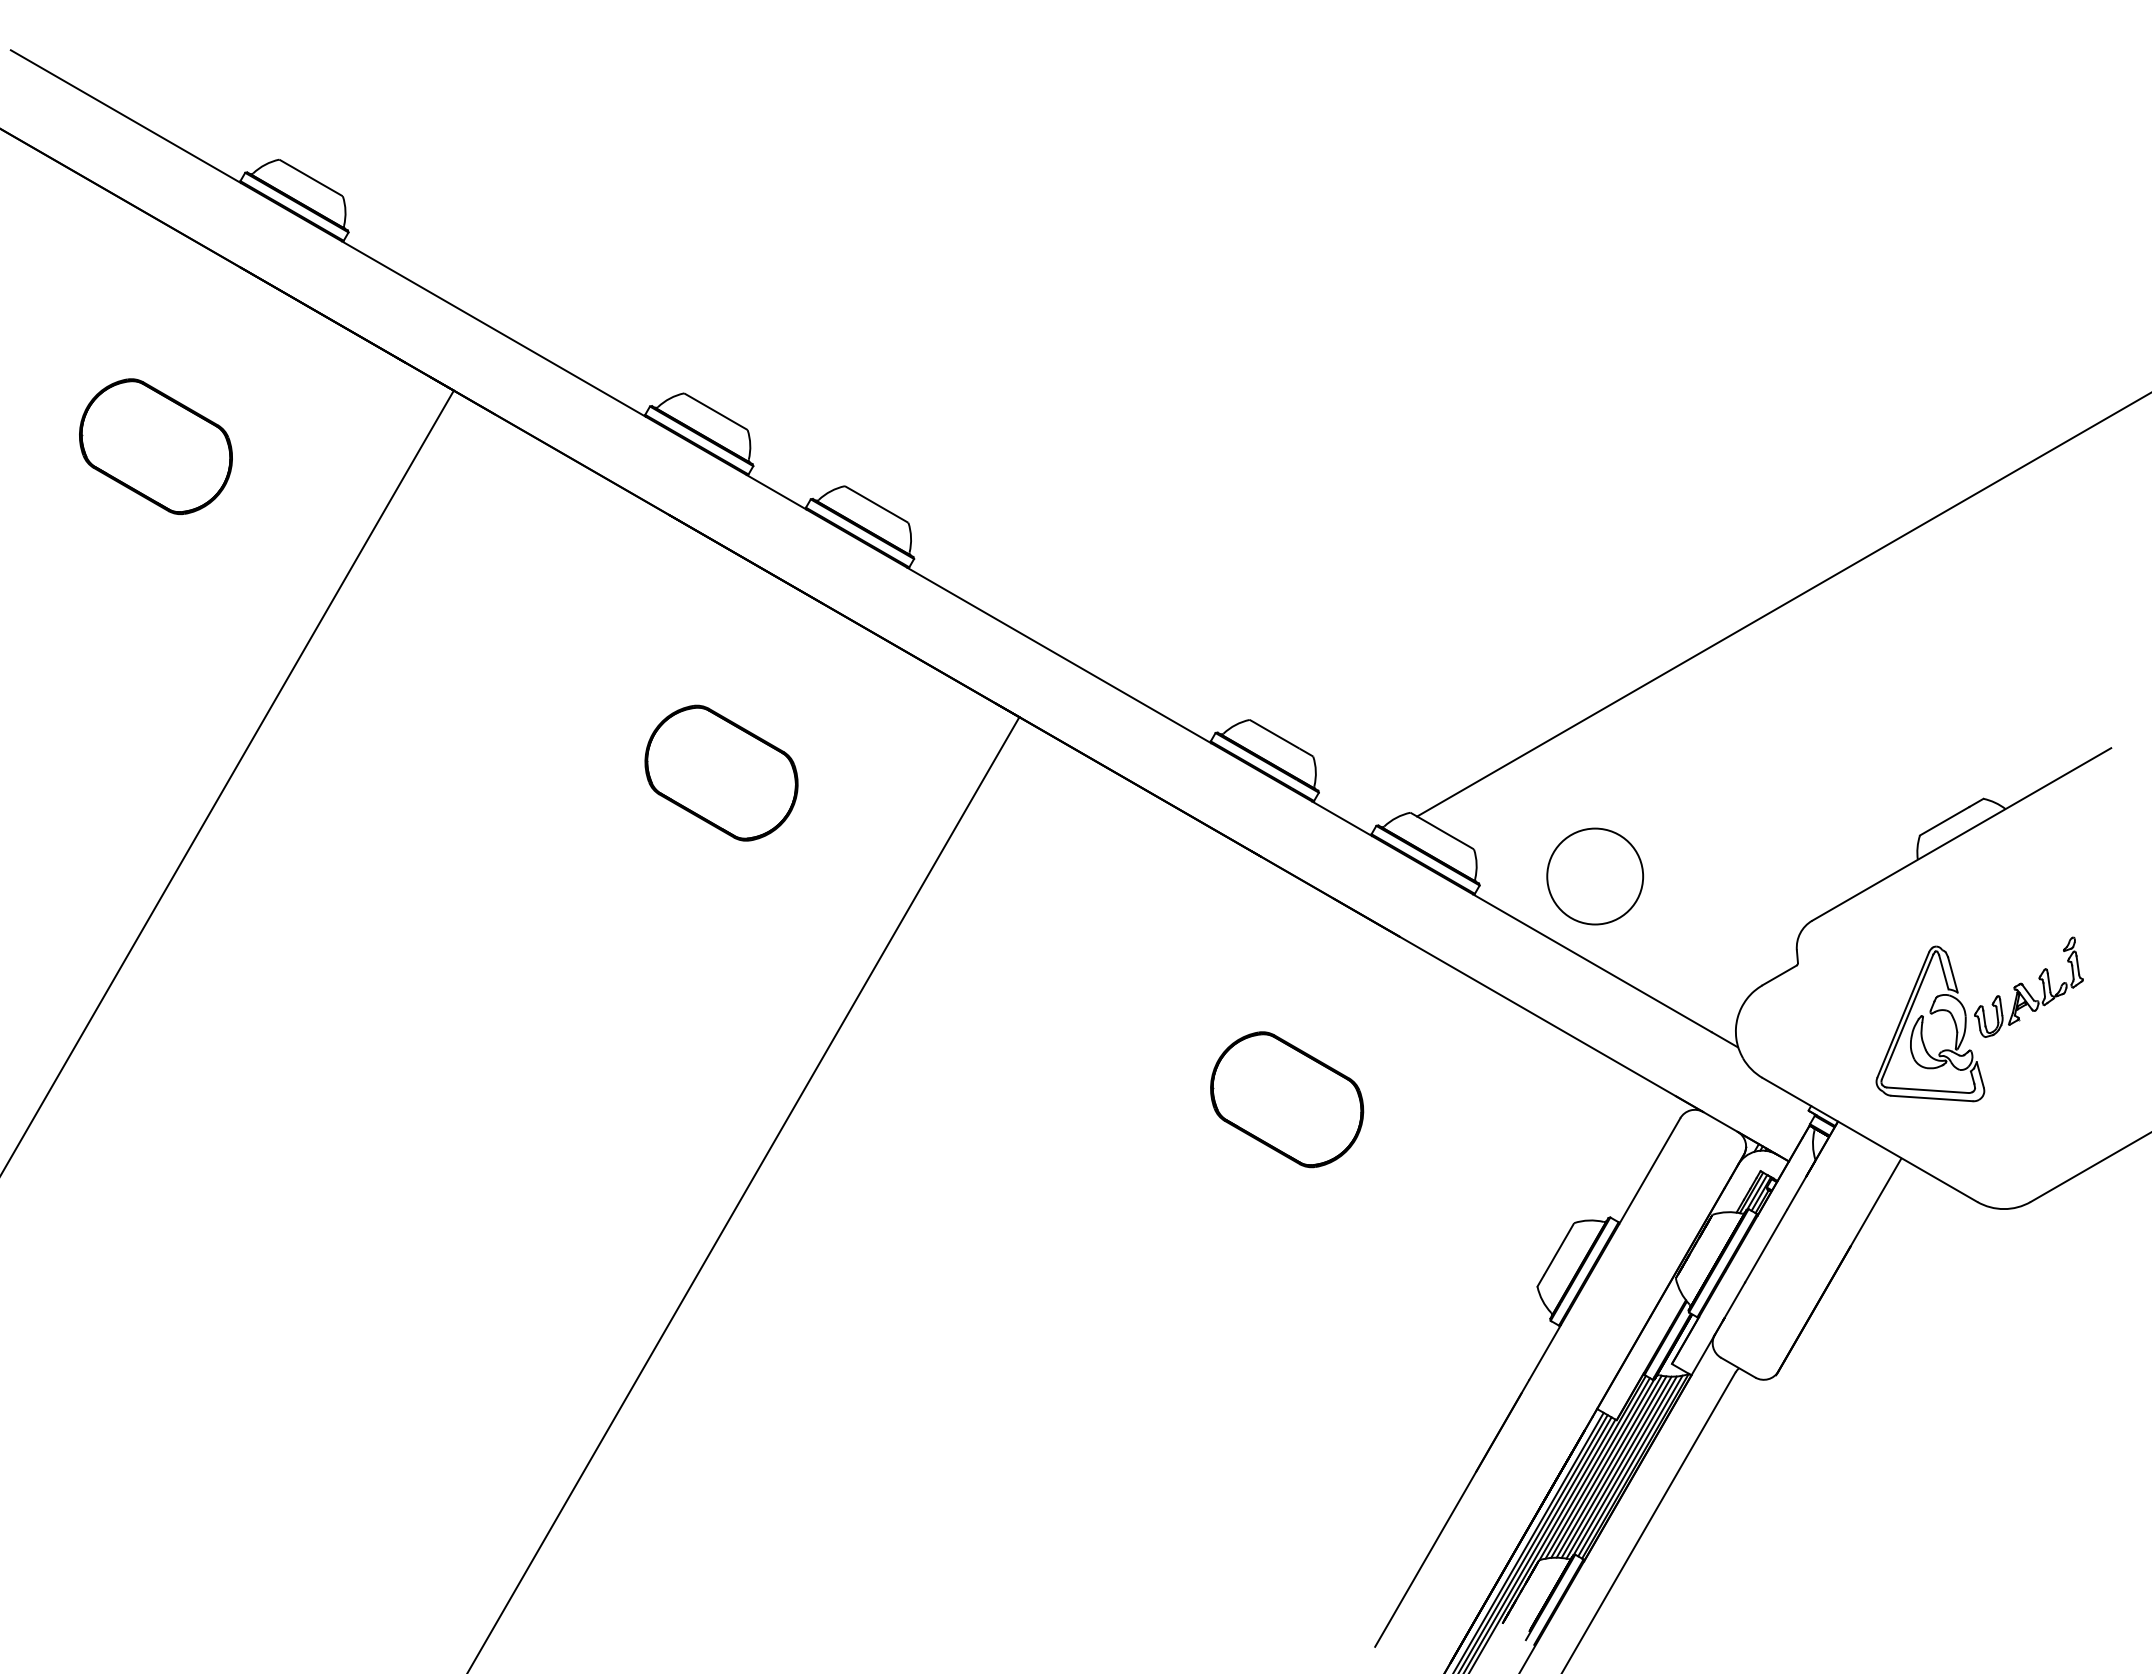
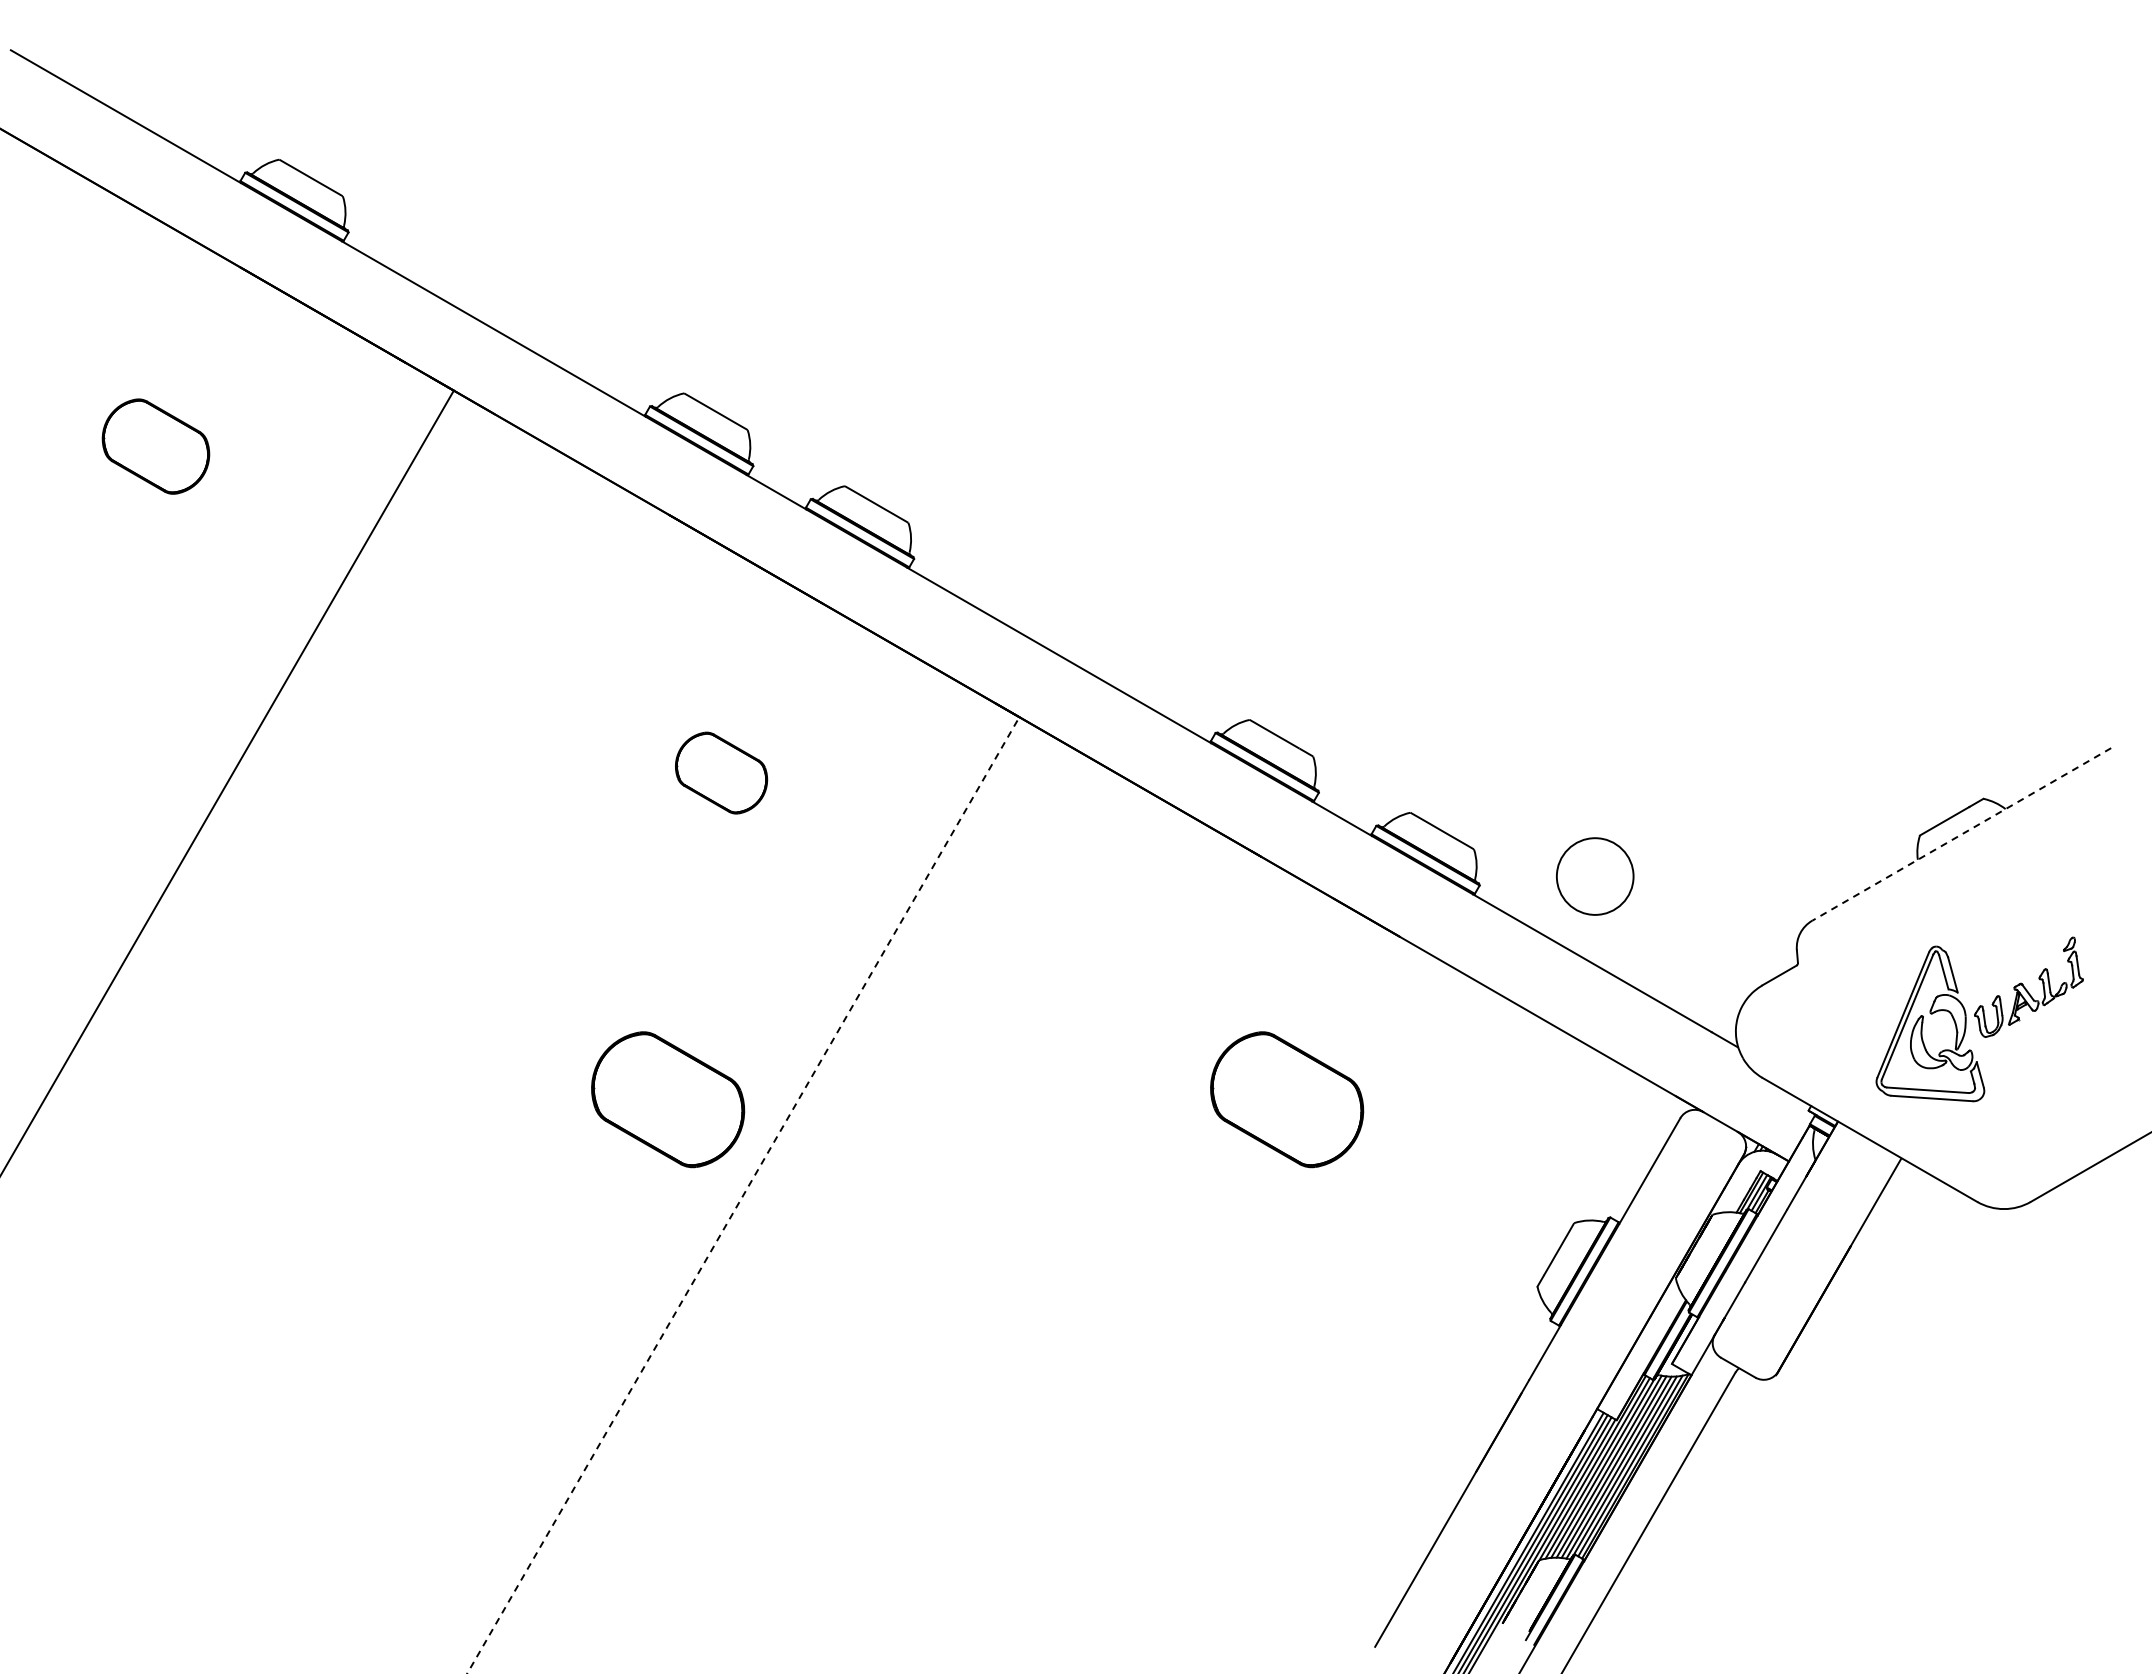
part size: 154x137 px -> 110x97 px (155, 446)
line: present -> none (1782, 605)
part size: 155x138 px -> 94x84 px (721, 772)
line: solid -> dashed (1961, 834)
circle diameter: 96 px -> 77 px (1594, 876)
part: none -> present (668, 1099)
line: solid -> dashed (743, 1195)
